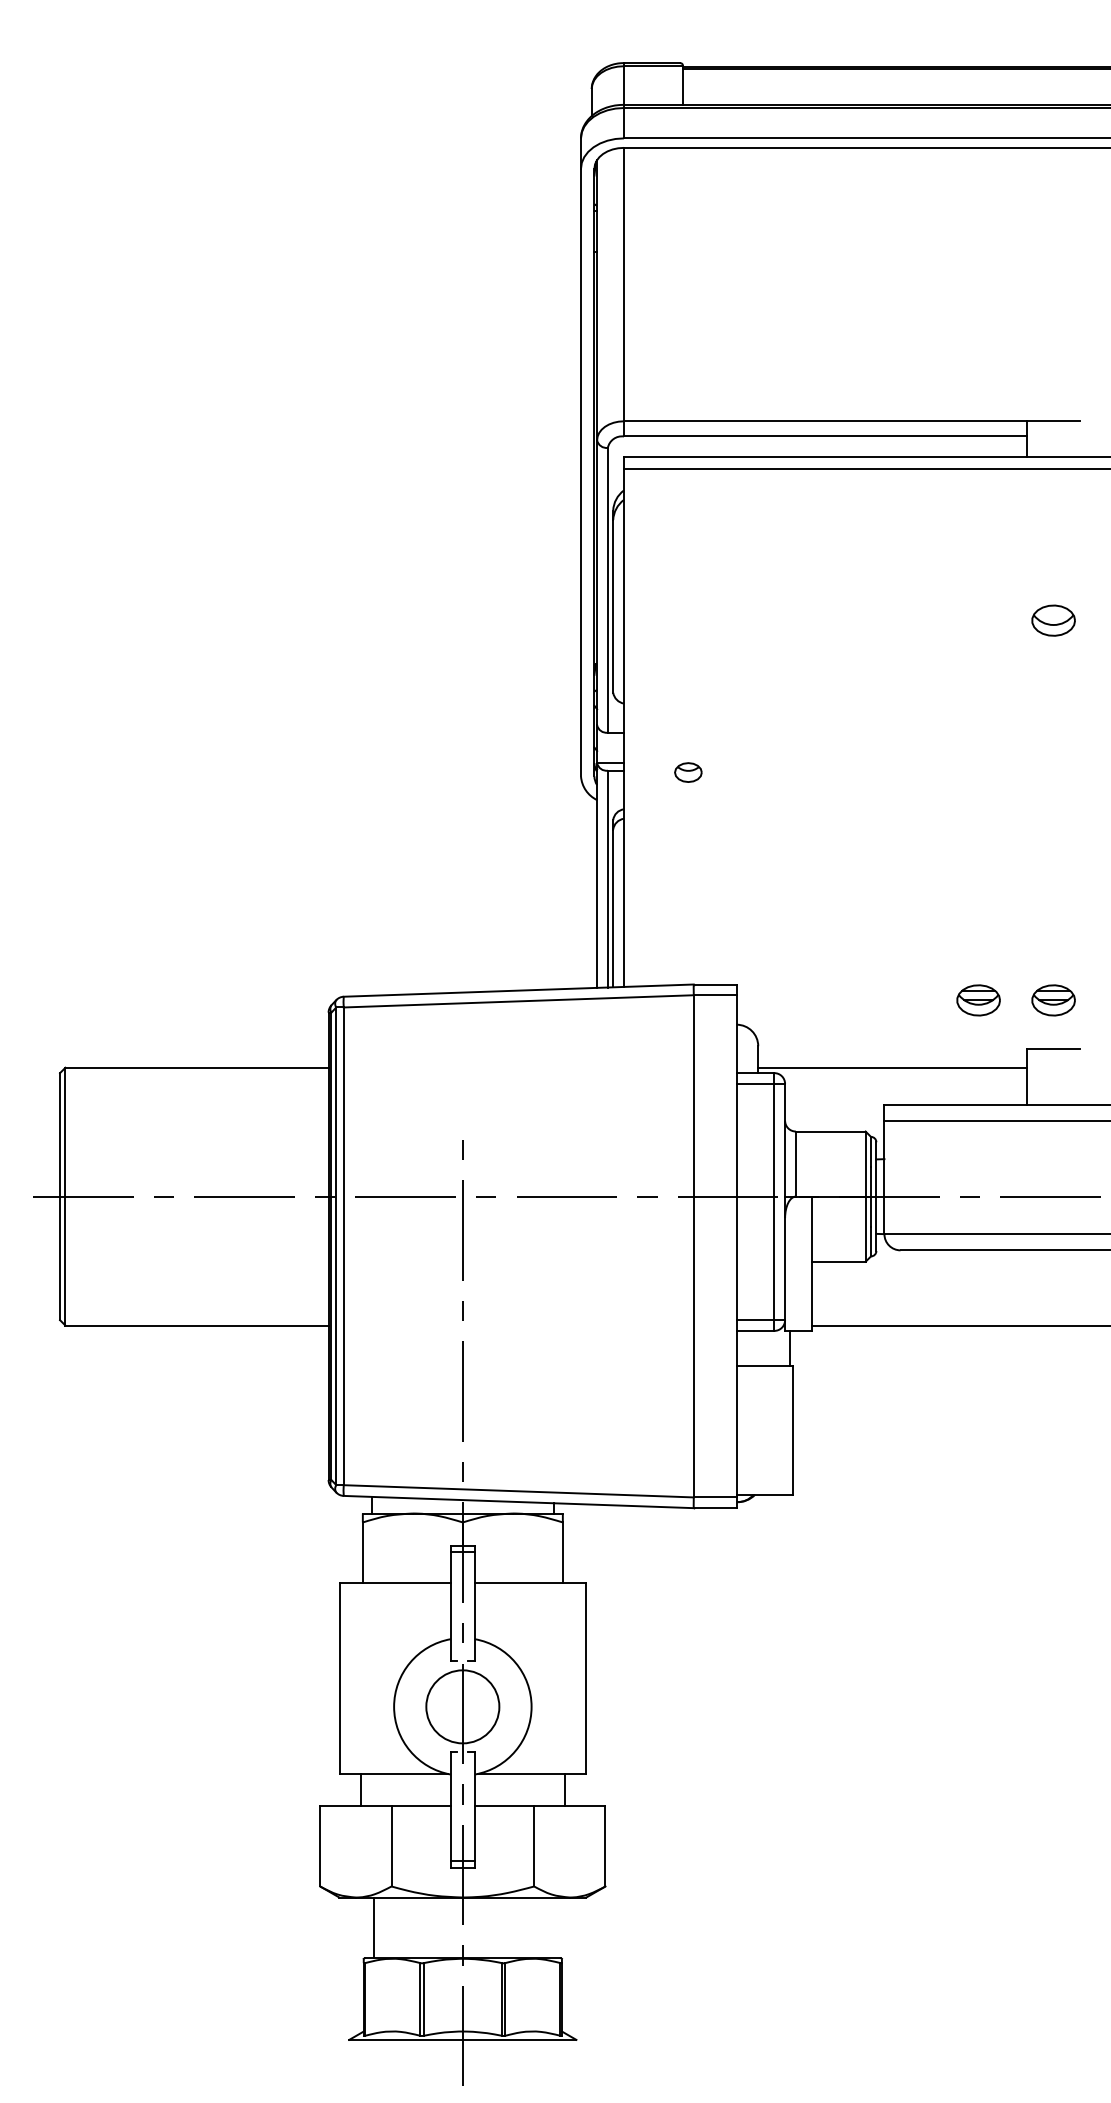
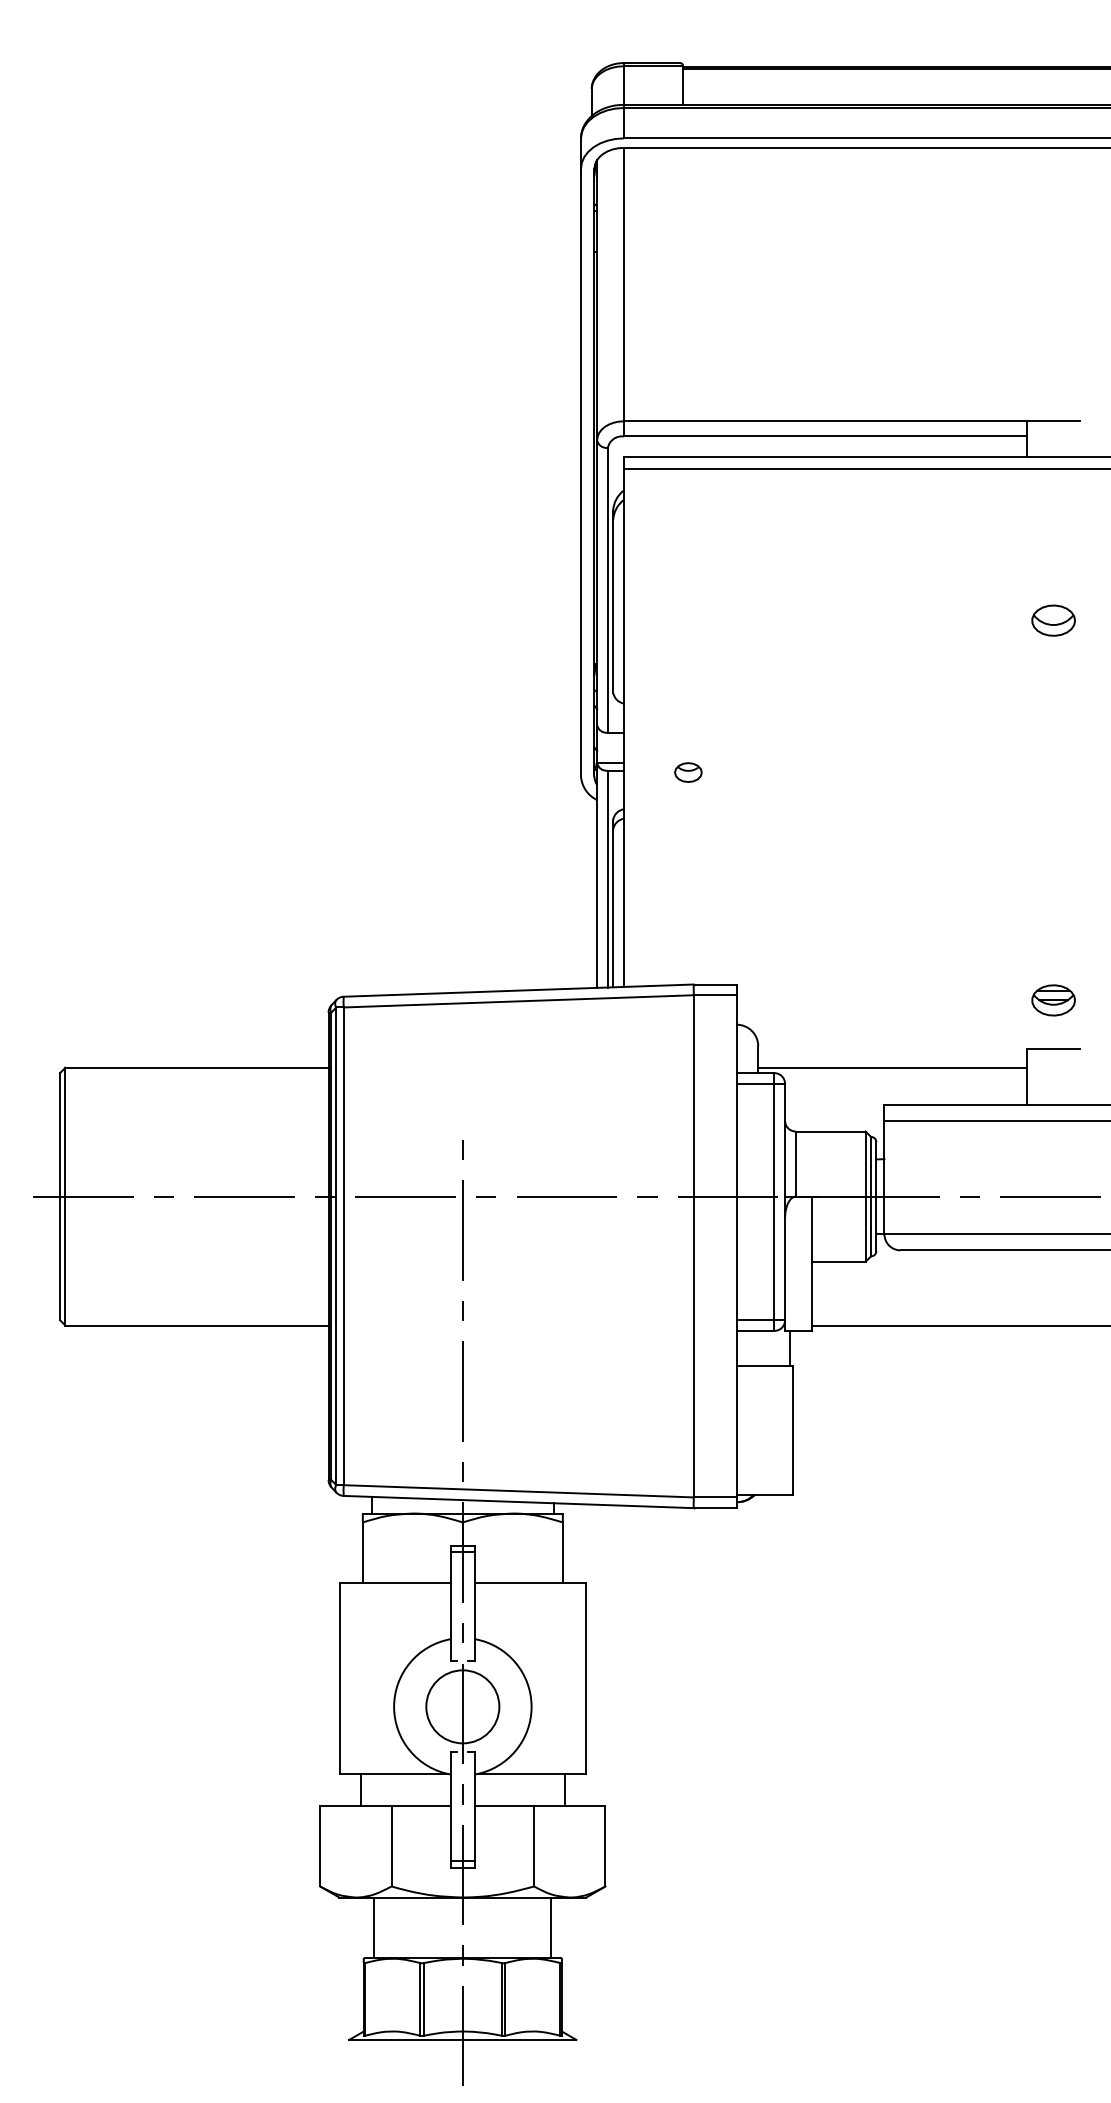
part: present -> none (978, 1000)
line: none -> present (551, 1927)
